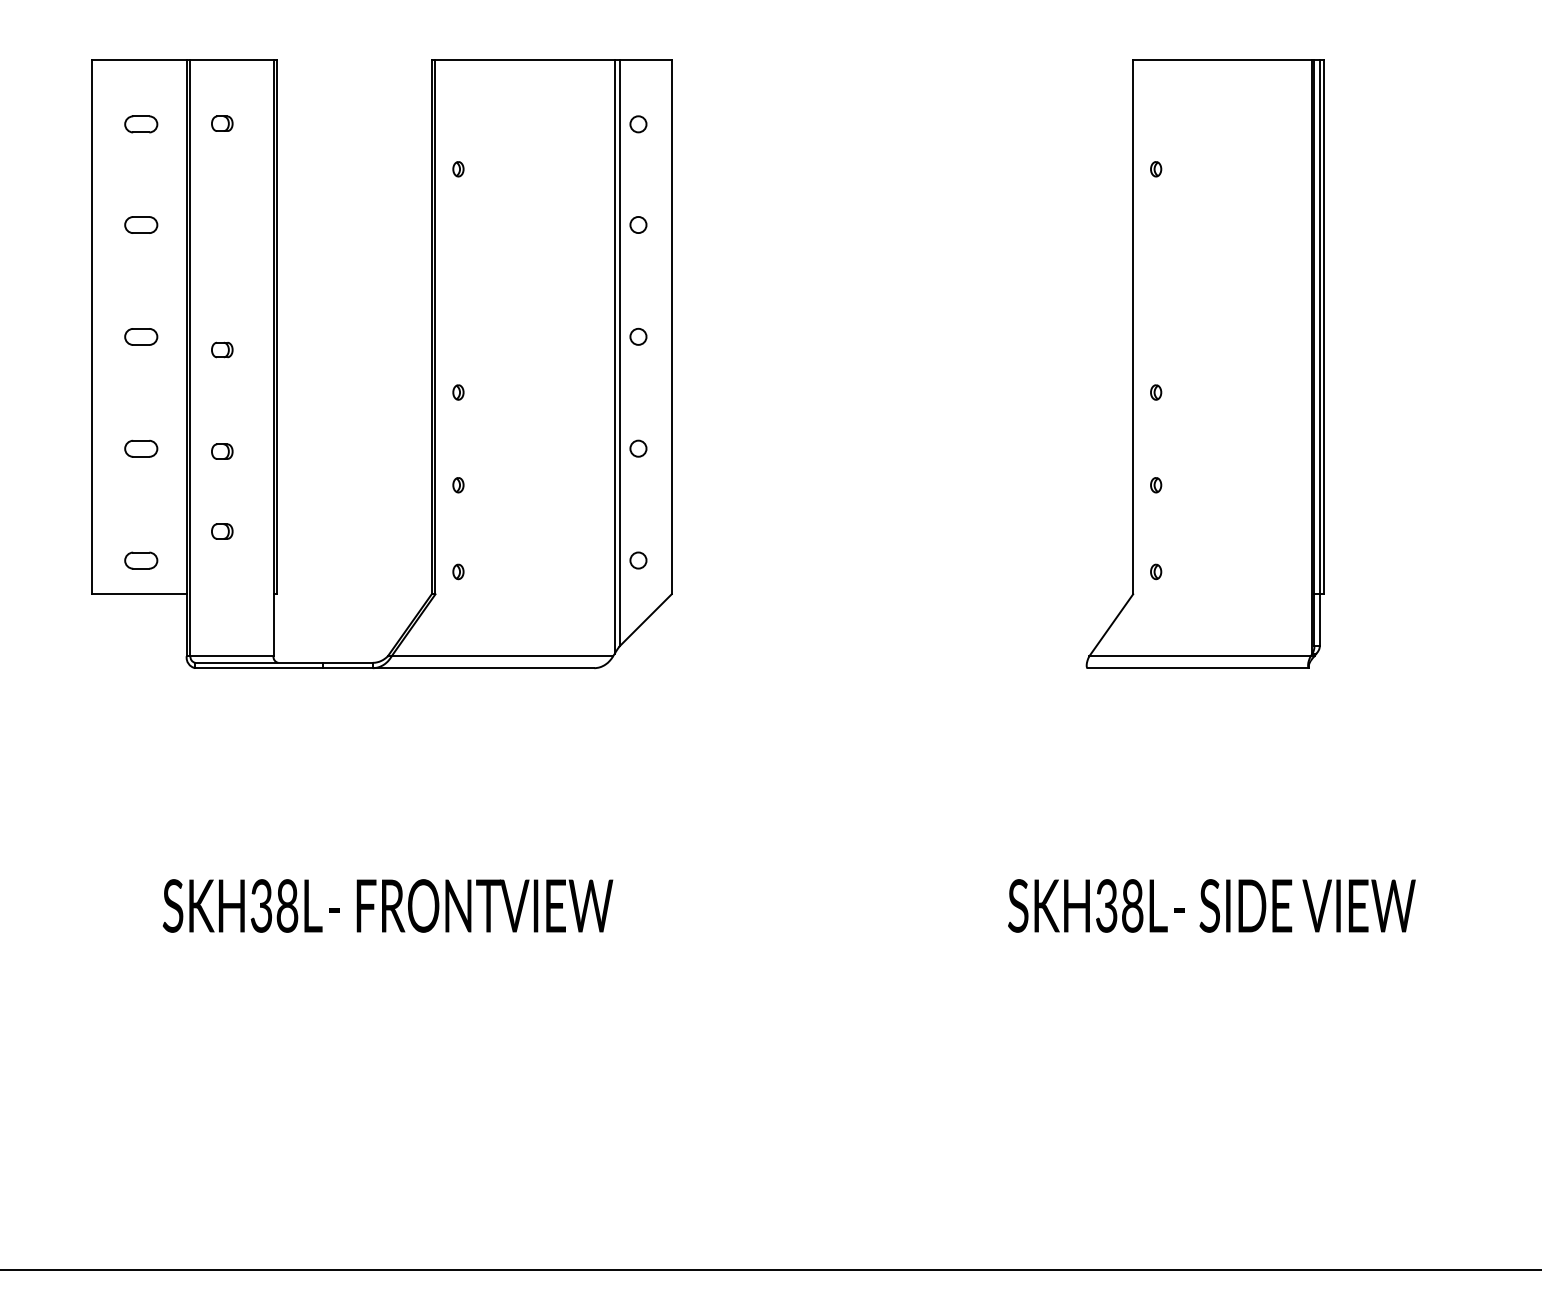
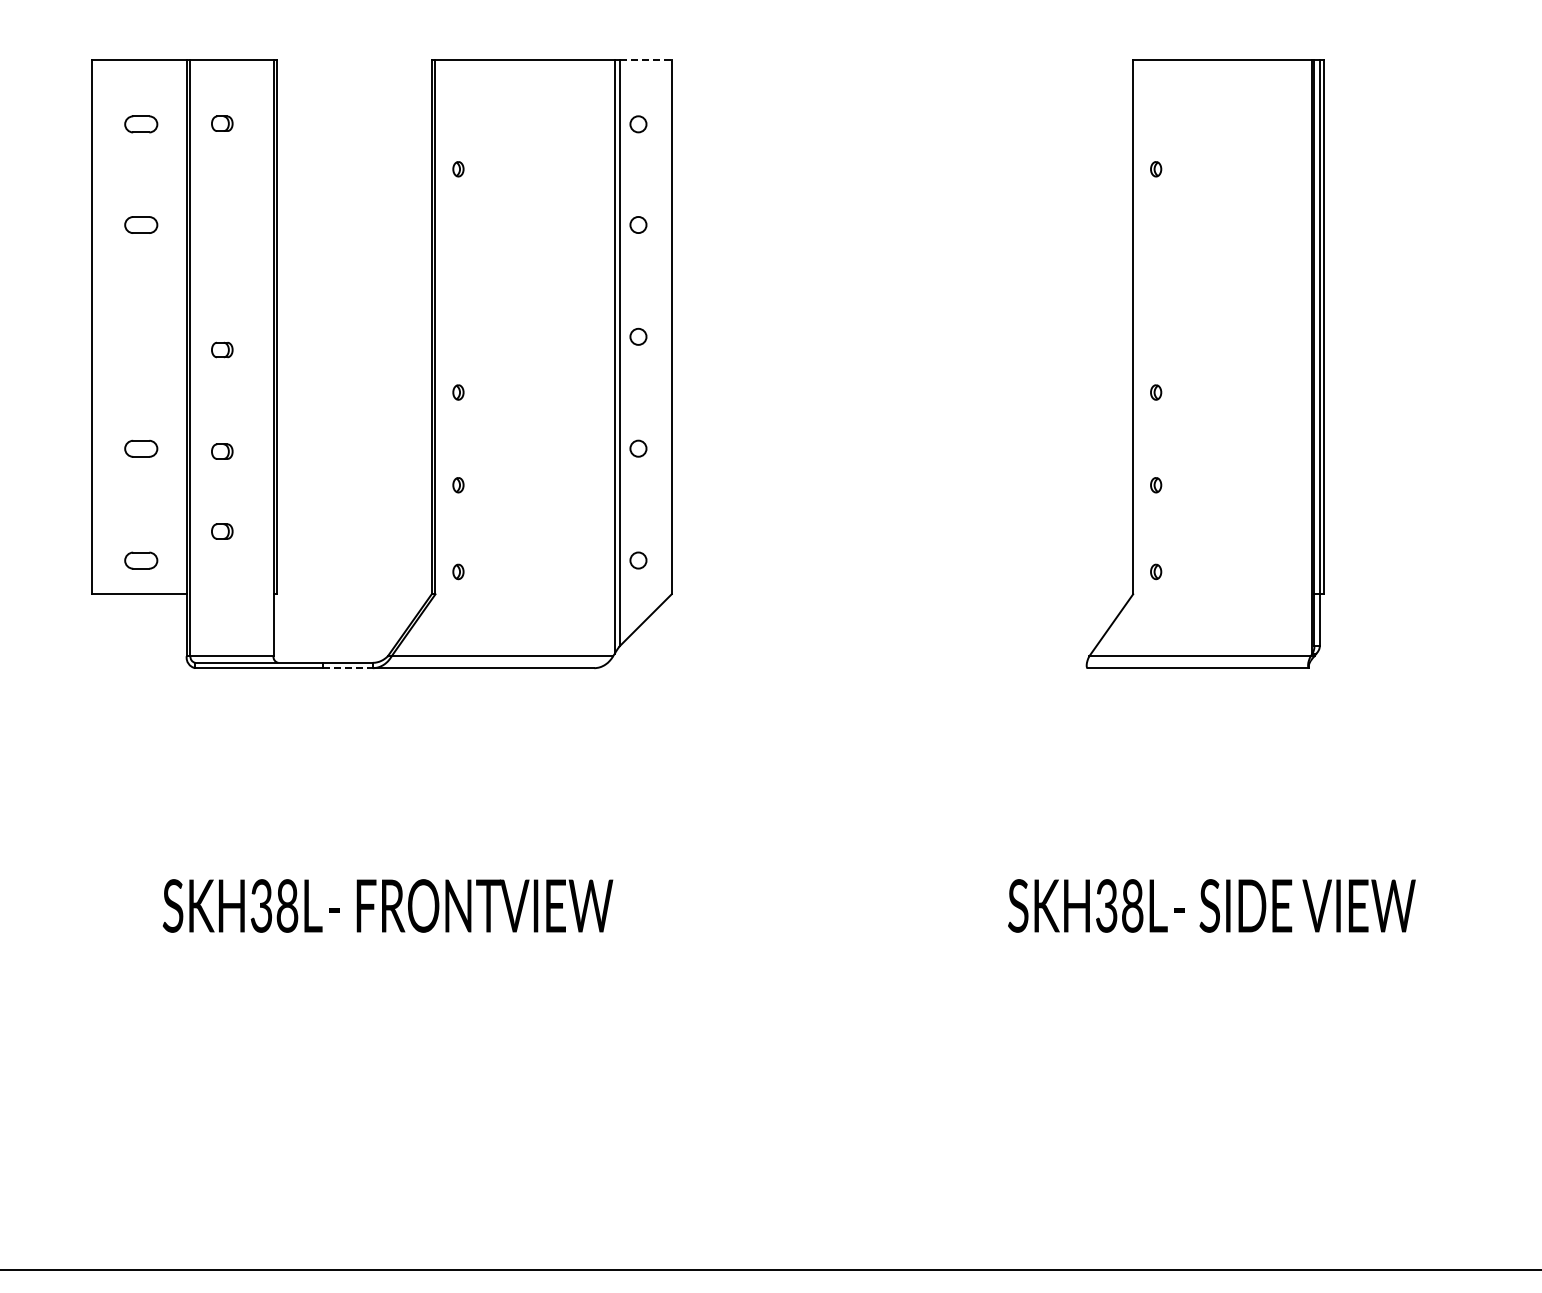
line: solid -> dashed (646, 60)
part: present -> none (141, 336)
line: solid -> dashed (347, 668)
